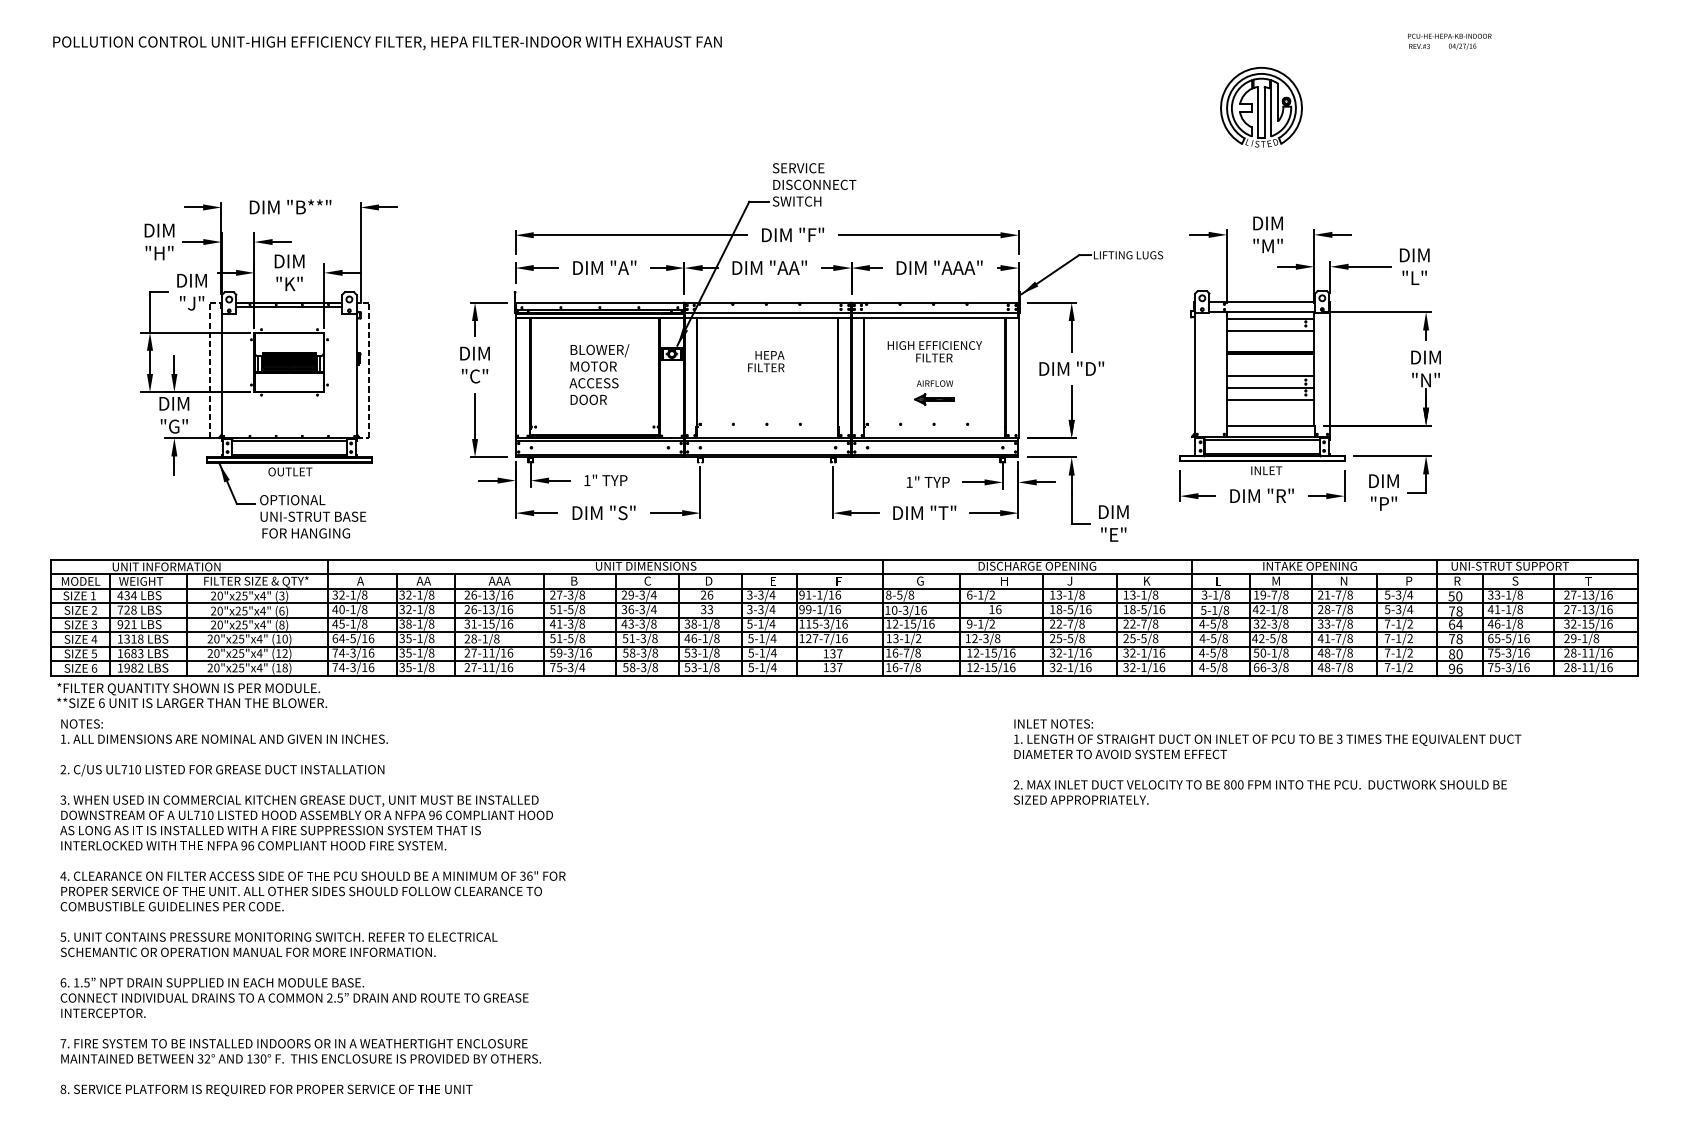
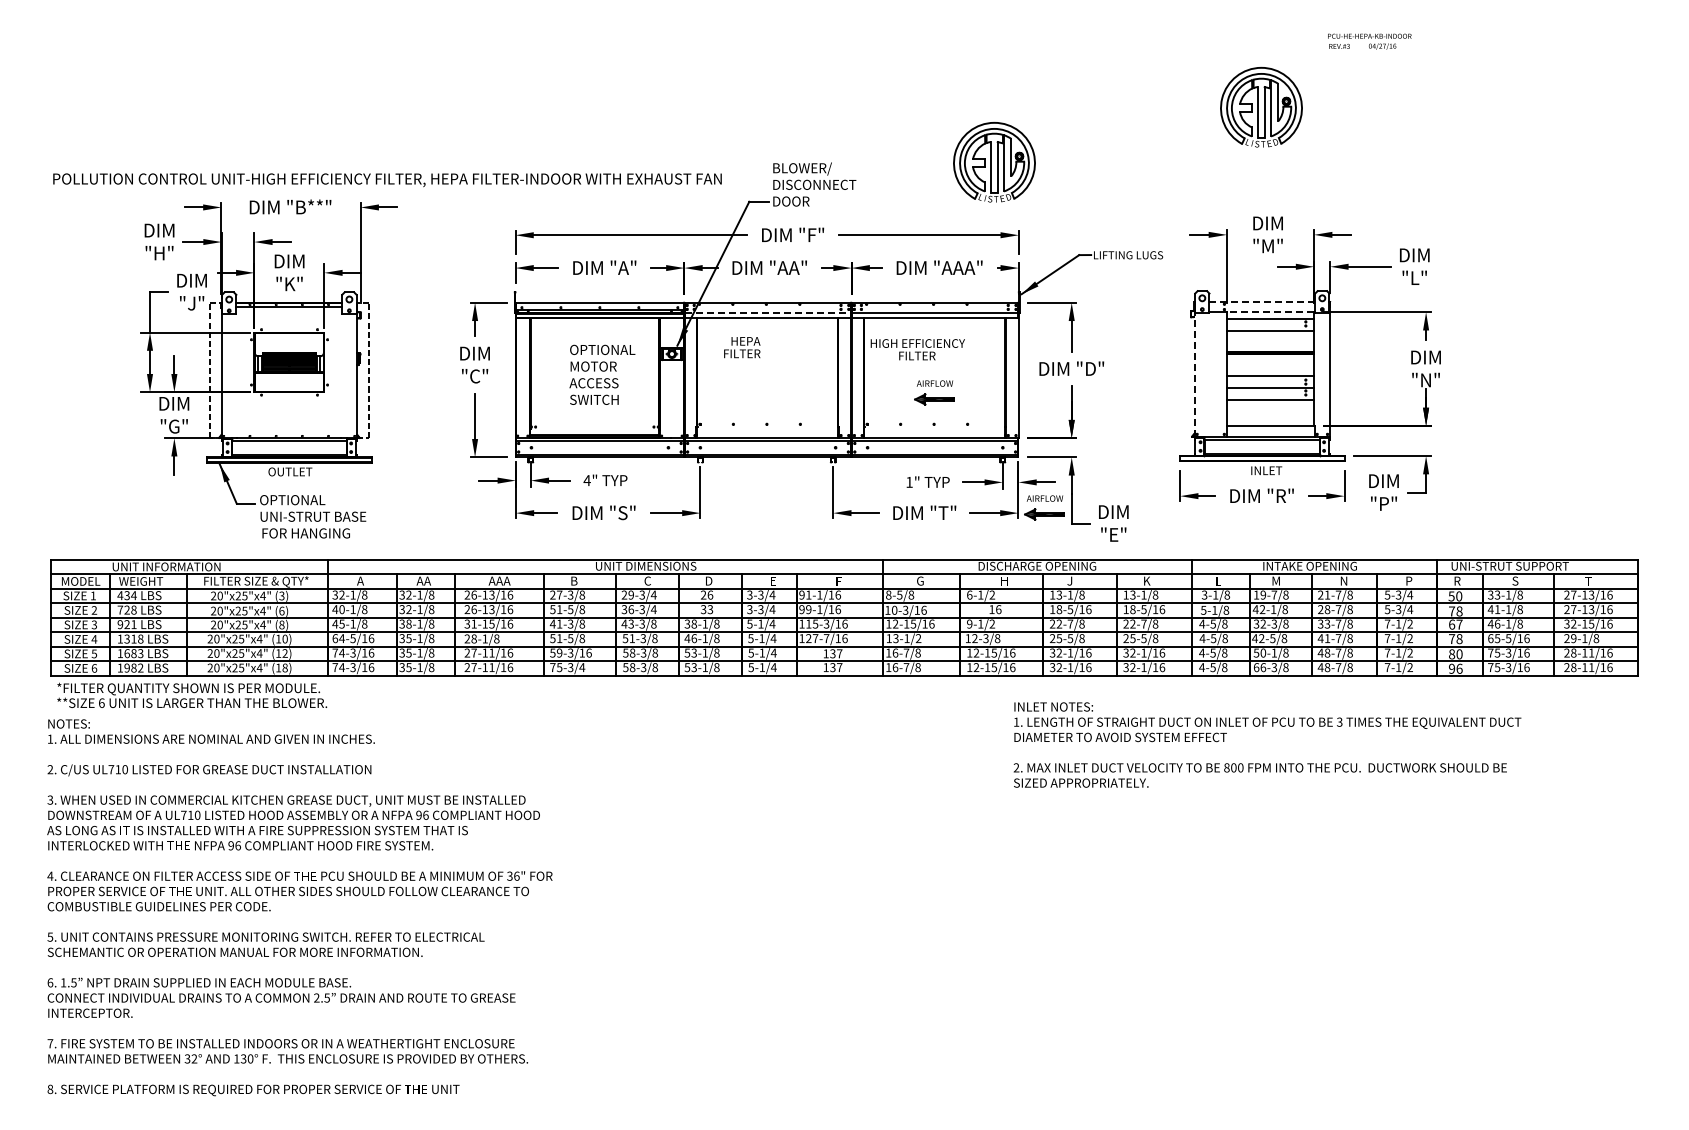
text position: (1449, 41) -> (1369, 41) (1369, 41)
text position: (387, 43) -> (387, 180) (387, 180)
part: none -> present (994, 162)
text: SERVICE -> BLOWER/ (801, 168)
text: SWITCH -> DOOR (796, 201)
line: solid -> dashed (1262, 301)
line: solid -> dashed (768, 312)
line: solid -> dashed (1270, 312)
text: BLOWER/ -> OPTIONAL (602, 350)
text position: (934, 351) -> (917, 349) (917, 349)
text position: (766, 361) -> (742, 347) (742, 347)
line: solid -> dashed (1194, 374)
text: DOOR -> SWITCH (594, 399)
text: 1" -> 4" (586, 480)
part: none -> present (1044, 507)
text: 64 -> 67 (1459, 624)
text position: (1267, 761) -> (1267, 744) (1267, 744)
text position: (312, 907) -> (299, 907) (299, 907)
